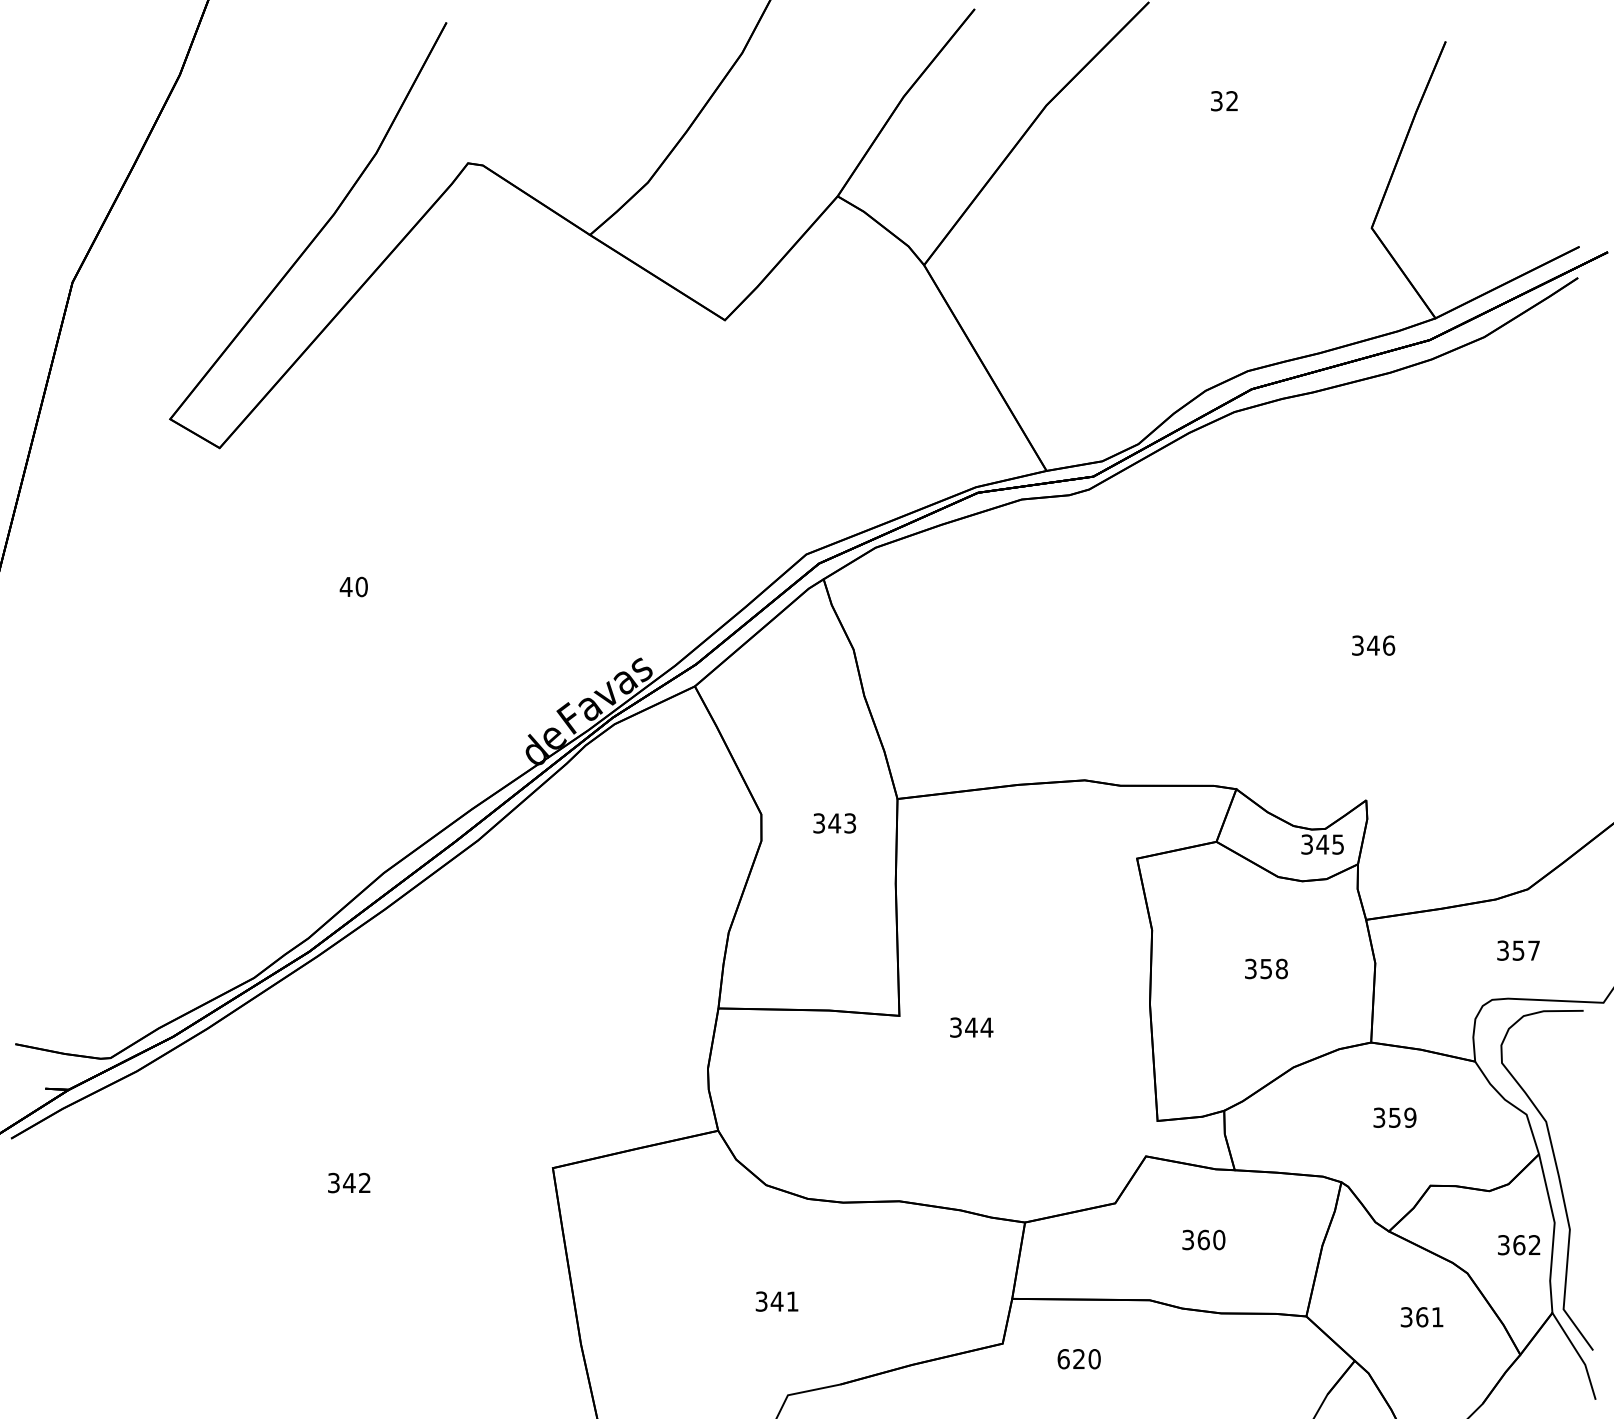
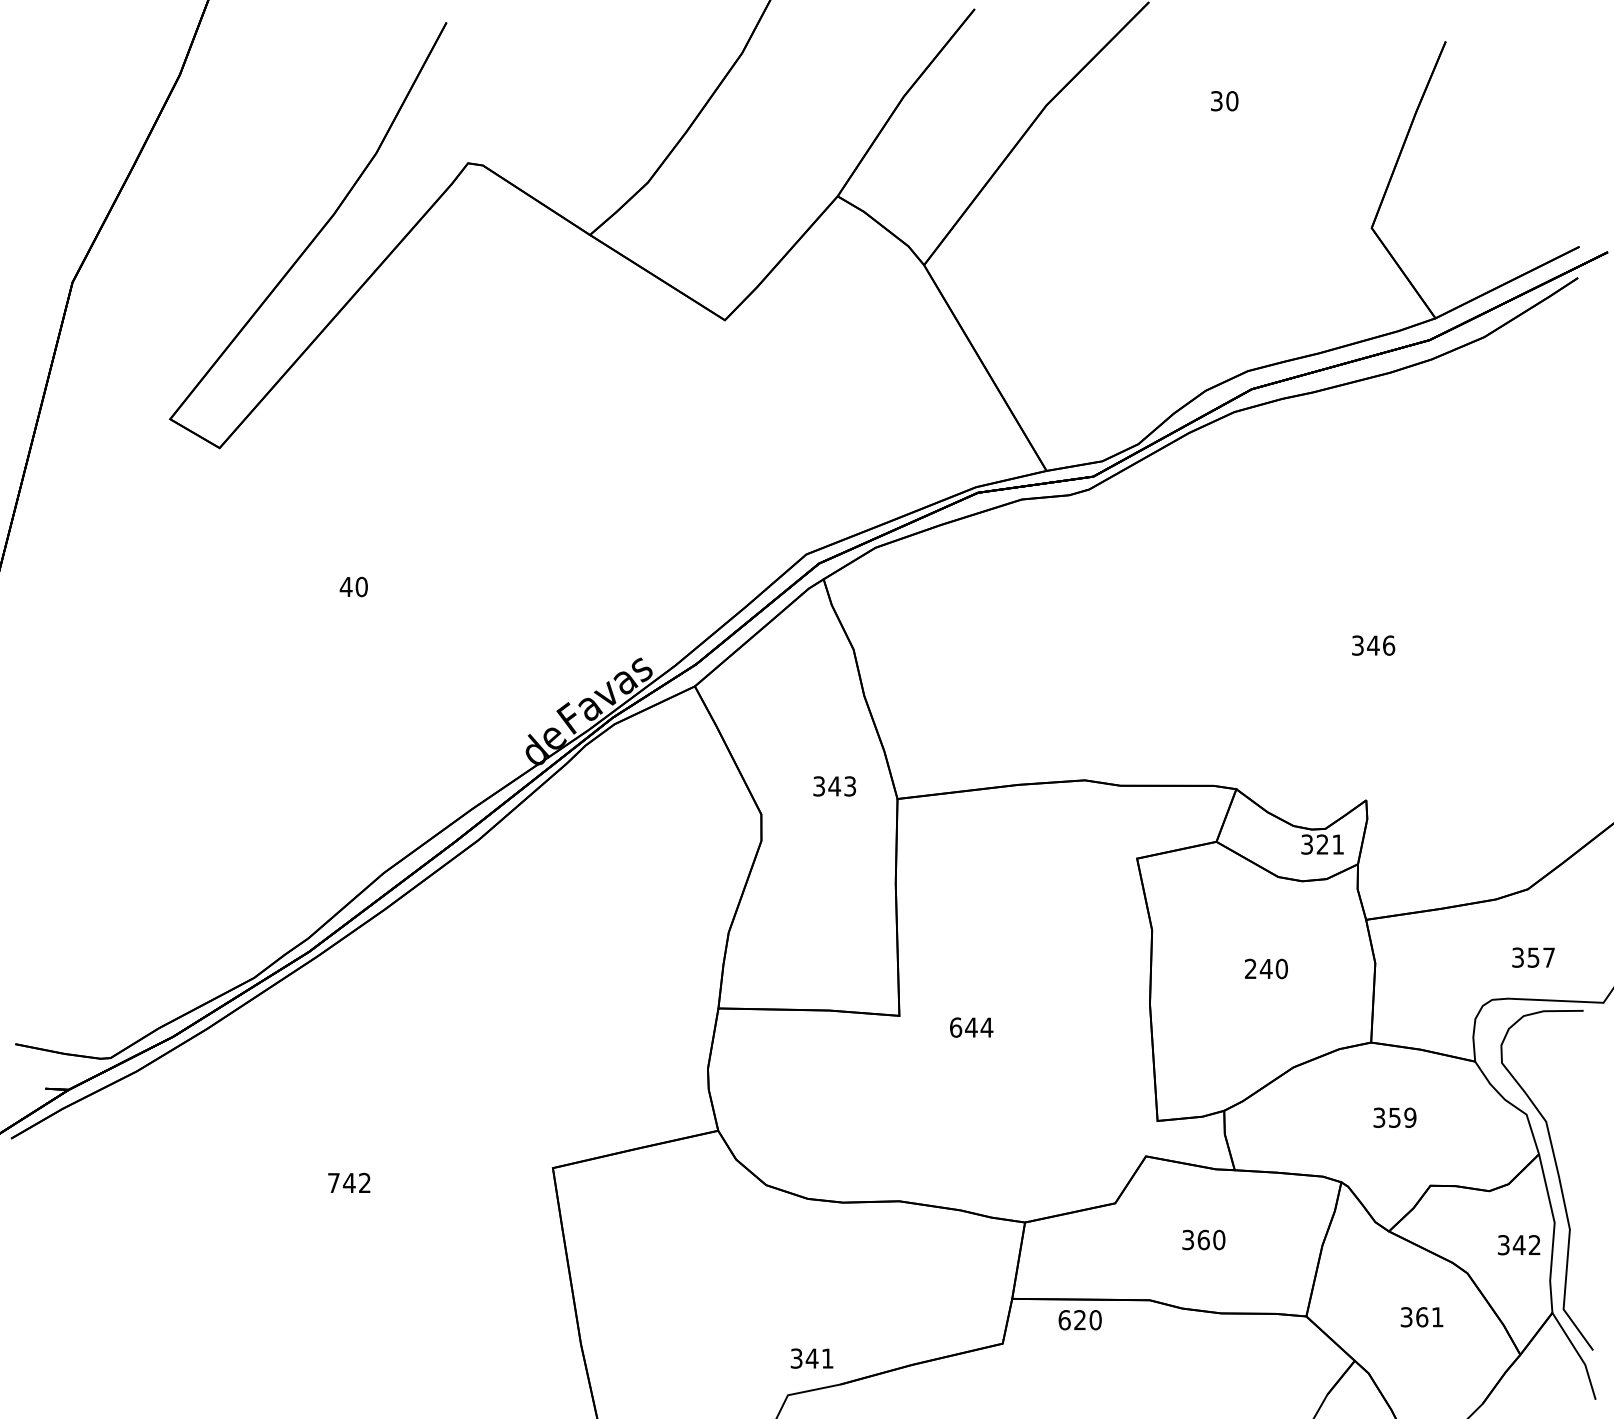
text: 32 -> 30 (1232, 101)
text position: (834, 823) -> (834, 786) (834, 786)
text: 345 -> 321 (1329, 844)
text position: (1518, 950) -> (1533, 957) (1533, 957)
text: 358 -> 240 (1266, 969)
text: 344 -> 644 (956, 1027)
text: 342 -> 742 (333, 1182)
text: 362 -> 342 (1518, 1245)
text position: (776, 1301) -> (811, 1358) (811, 1358)
text position: (1078, 1359) -> (1079, 1320) (1079, 1320)
